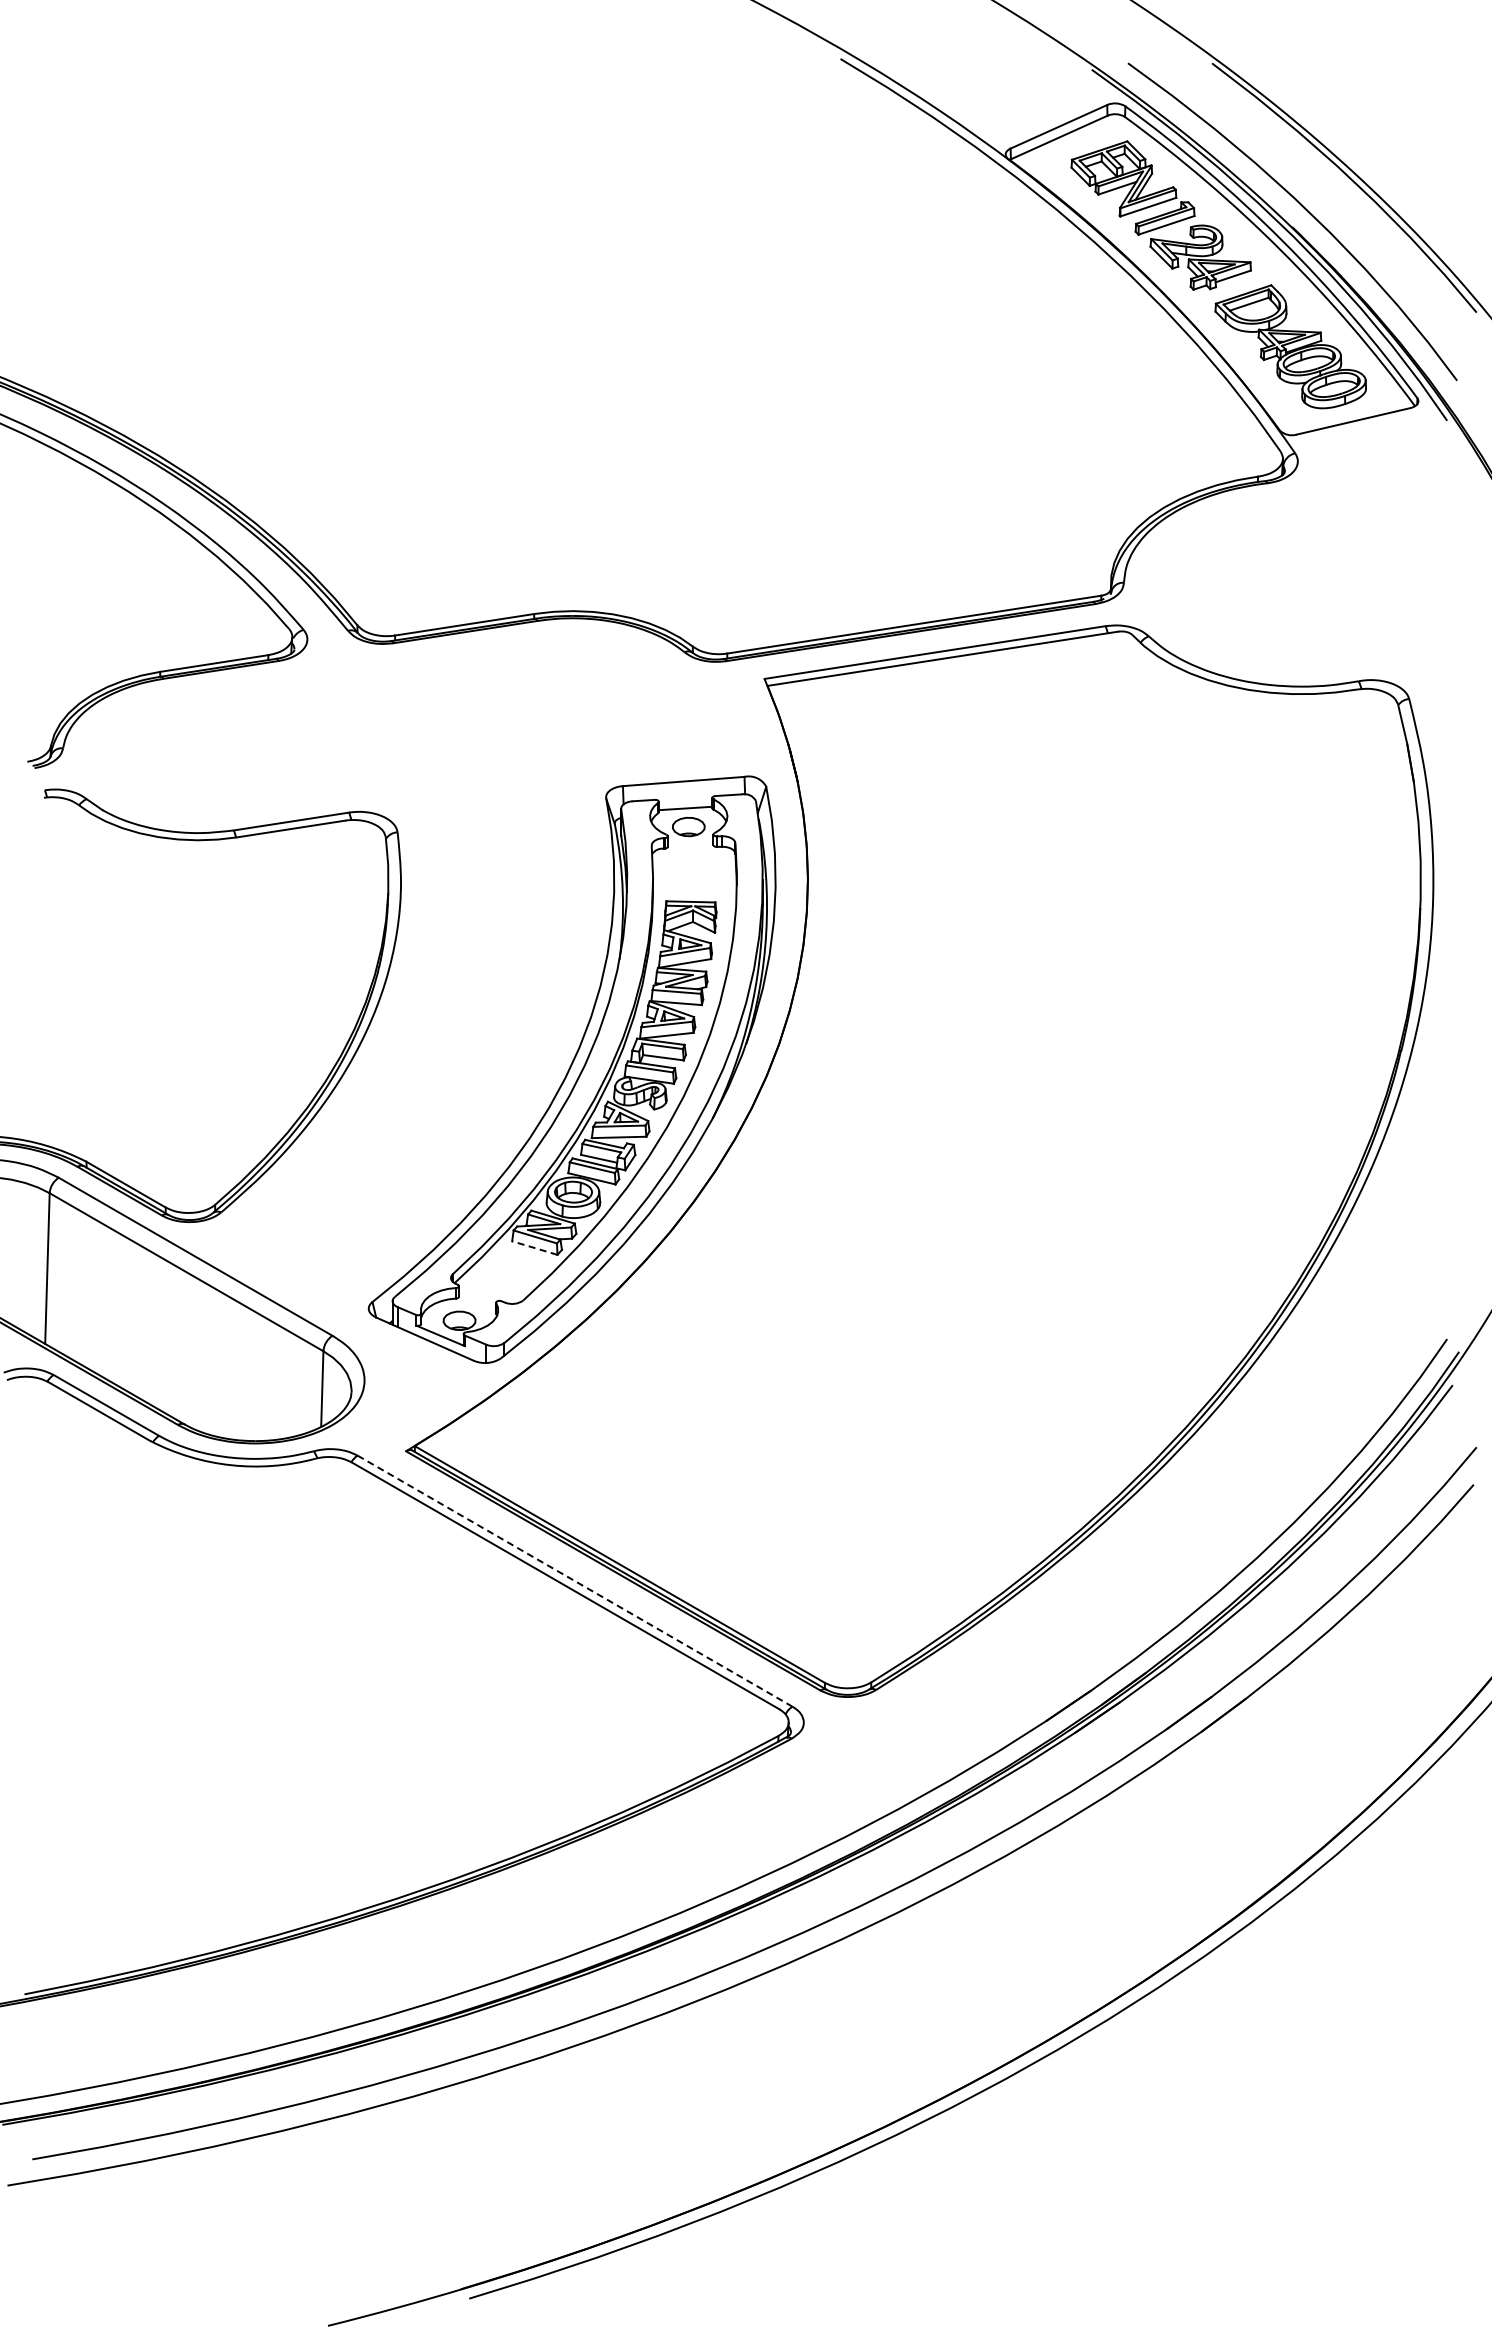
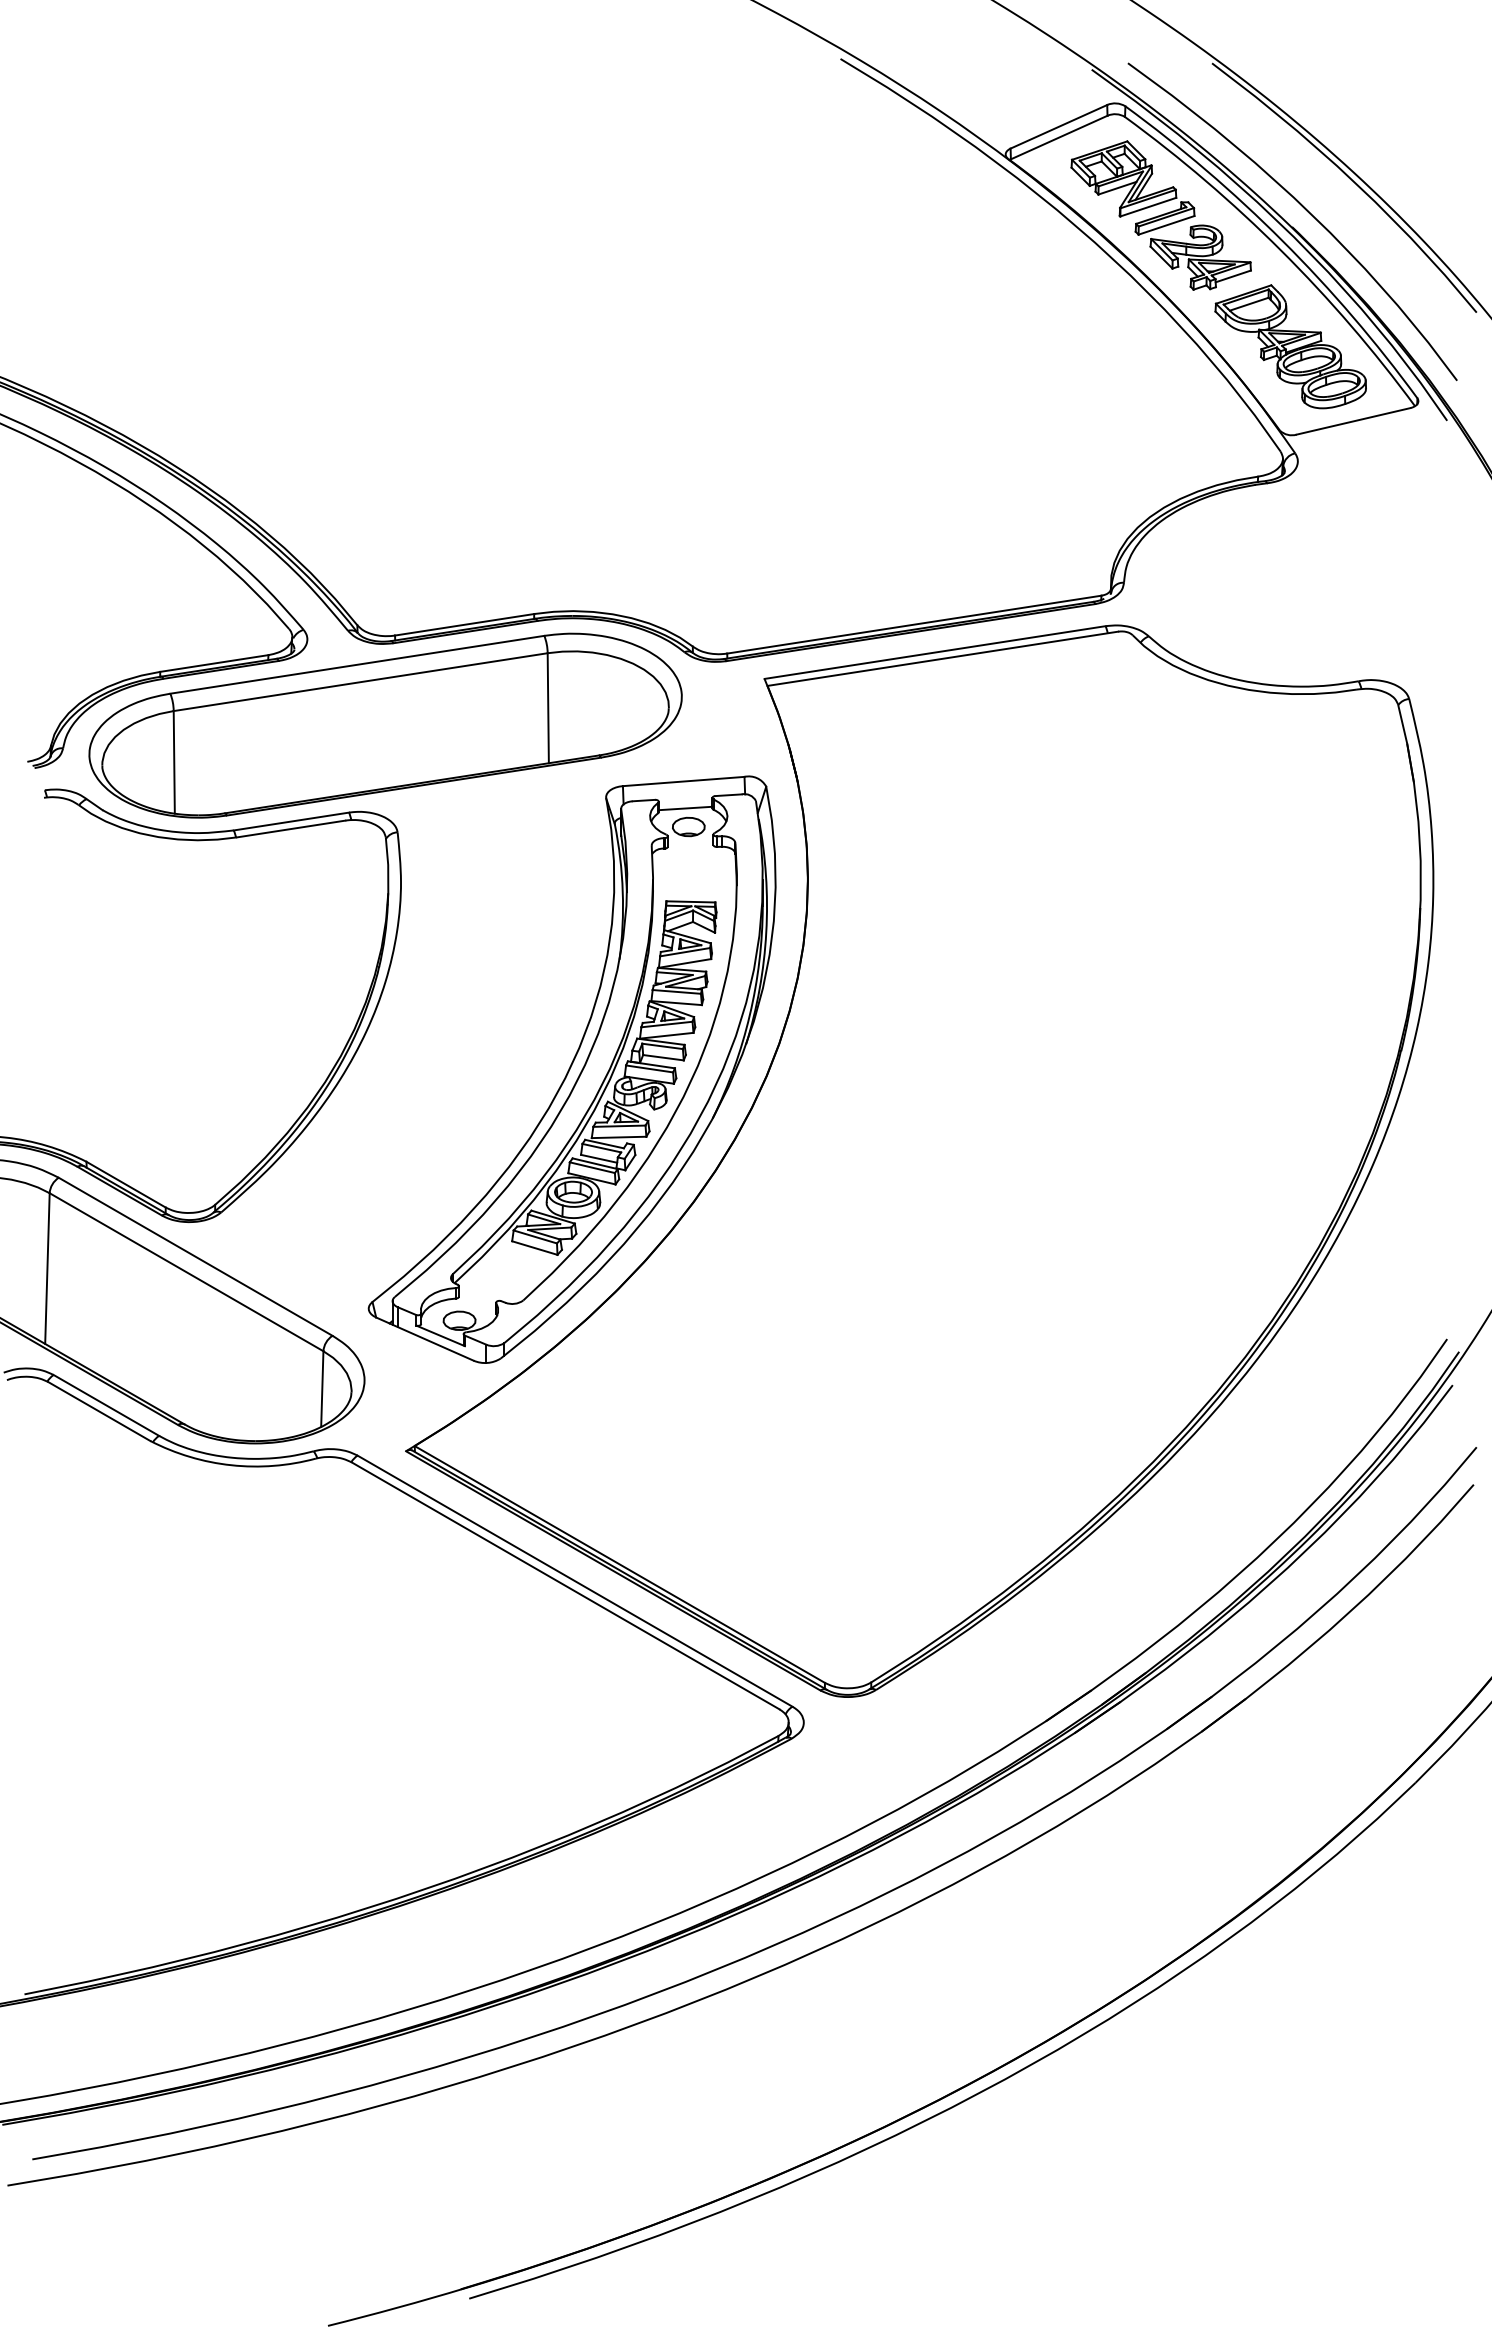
part: none -> present (385, 725)
line: dashed -> solid (534, 1248)
line: dashed -> solid (575, 1581)
